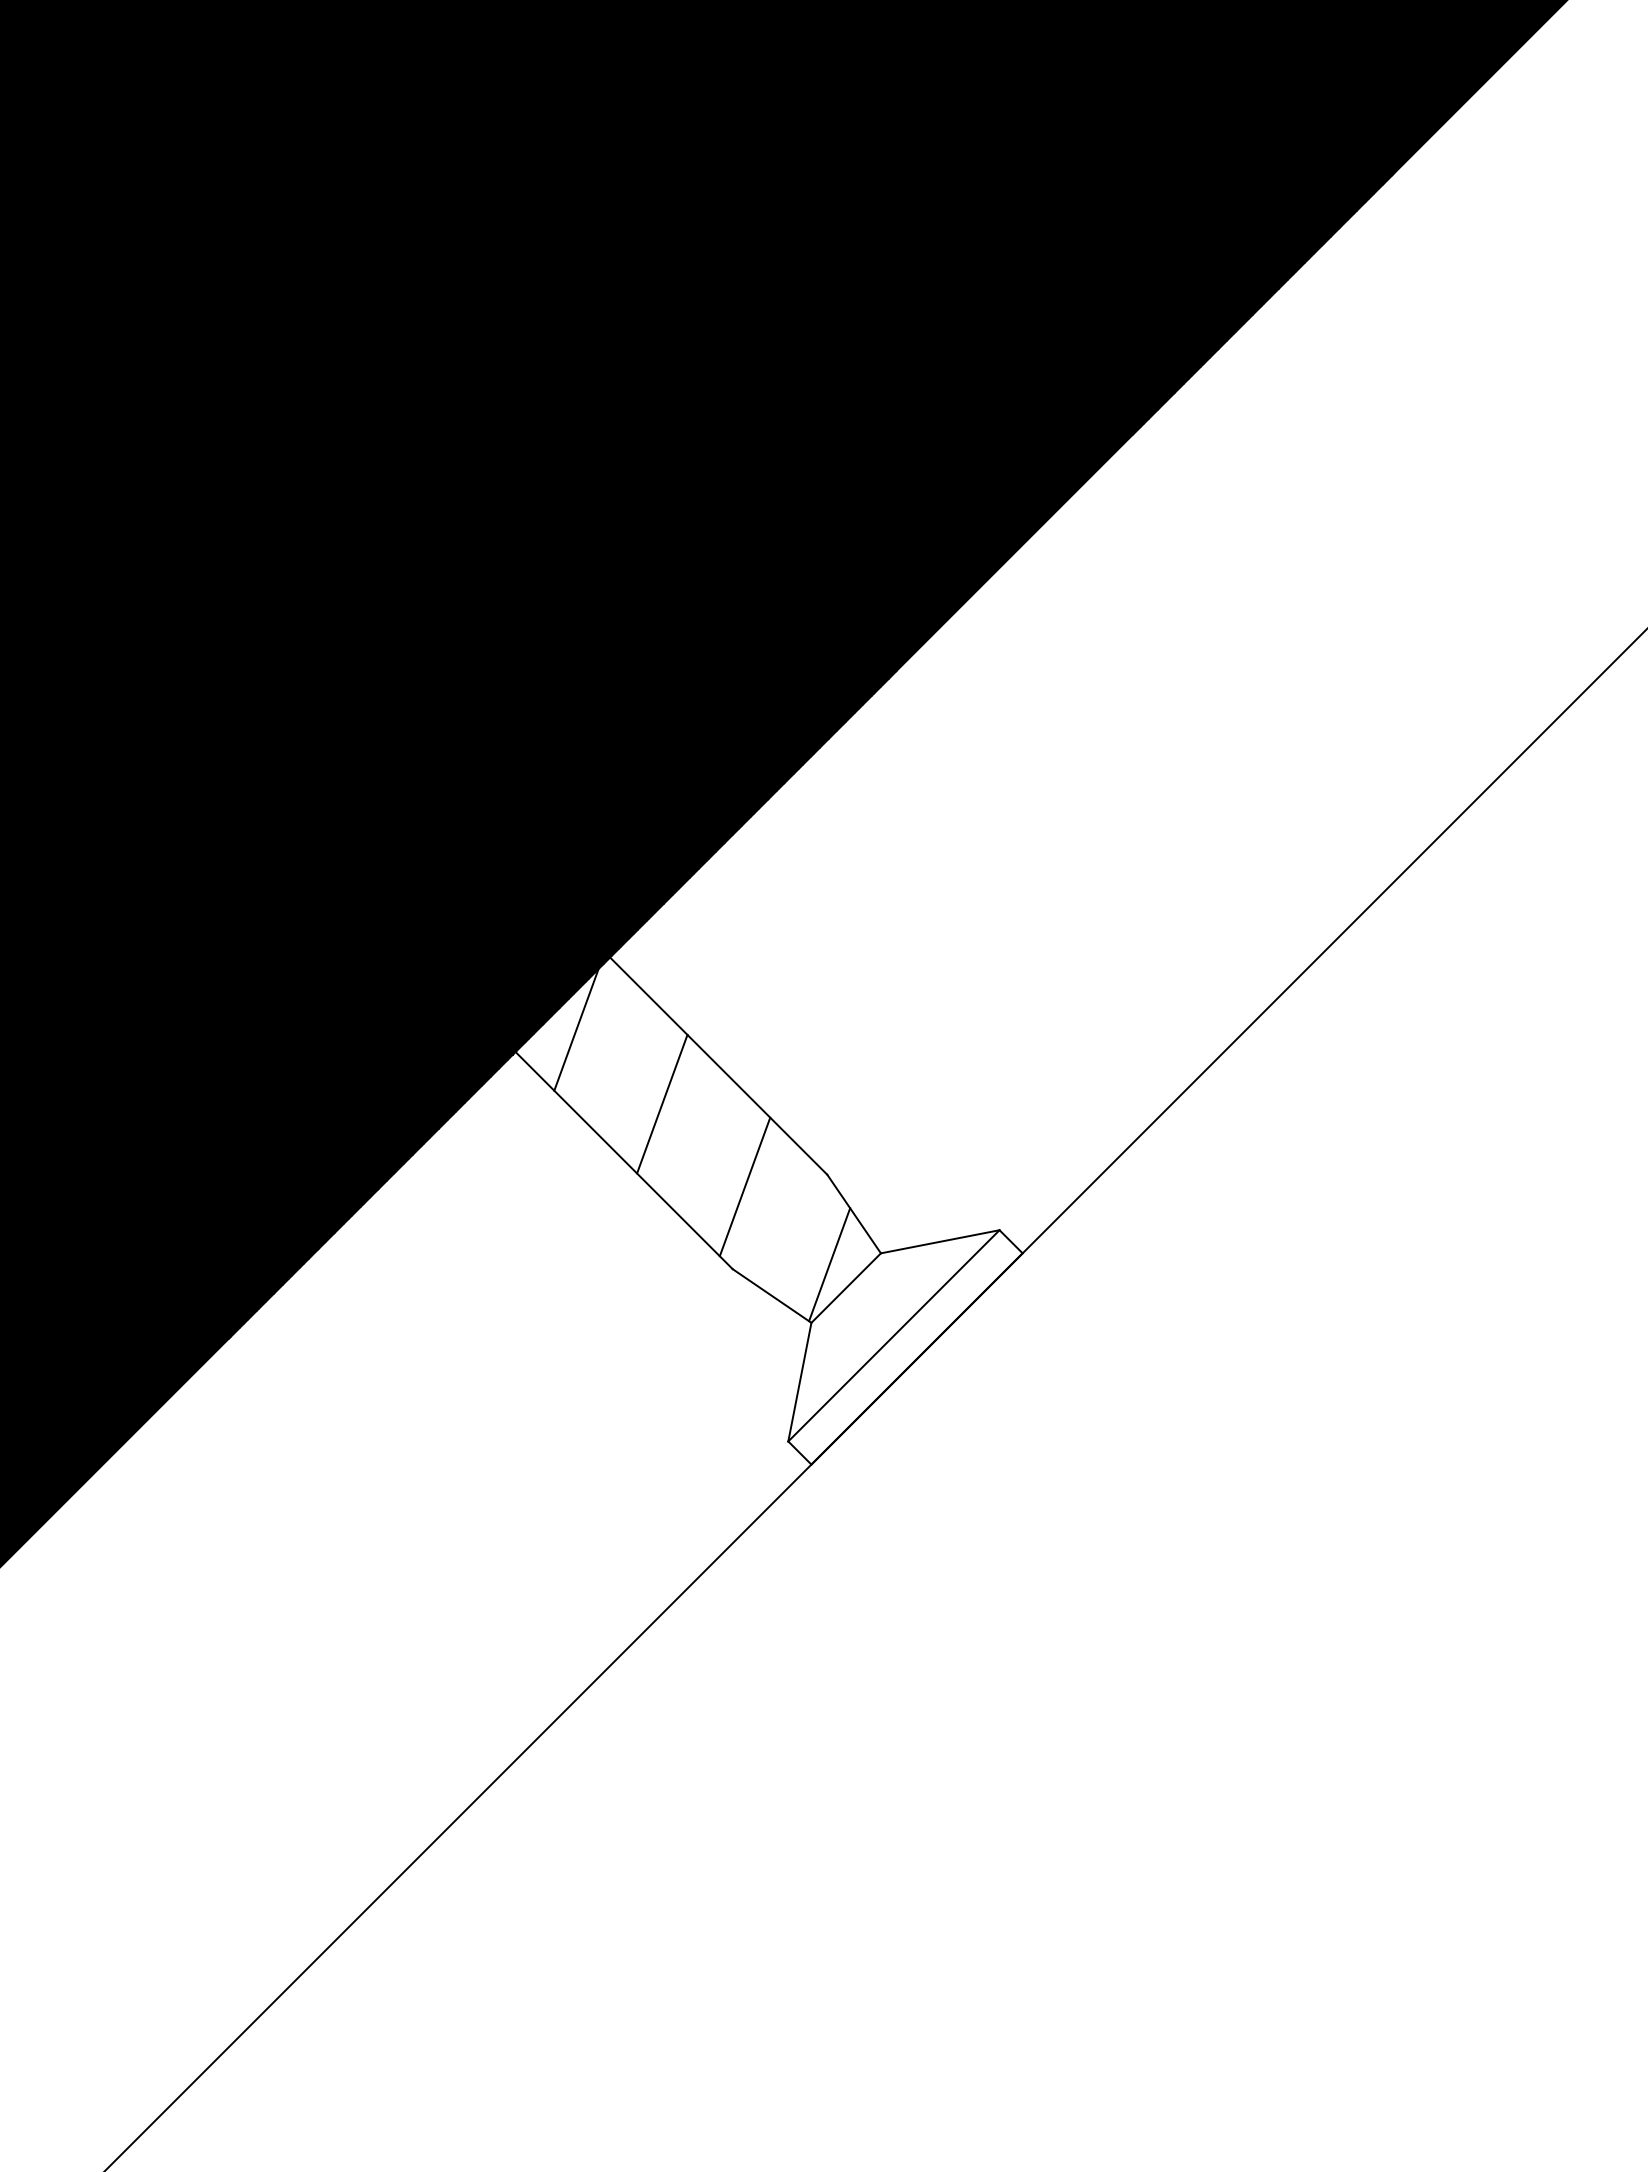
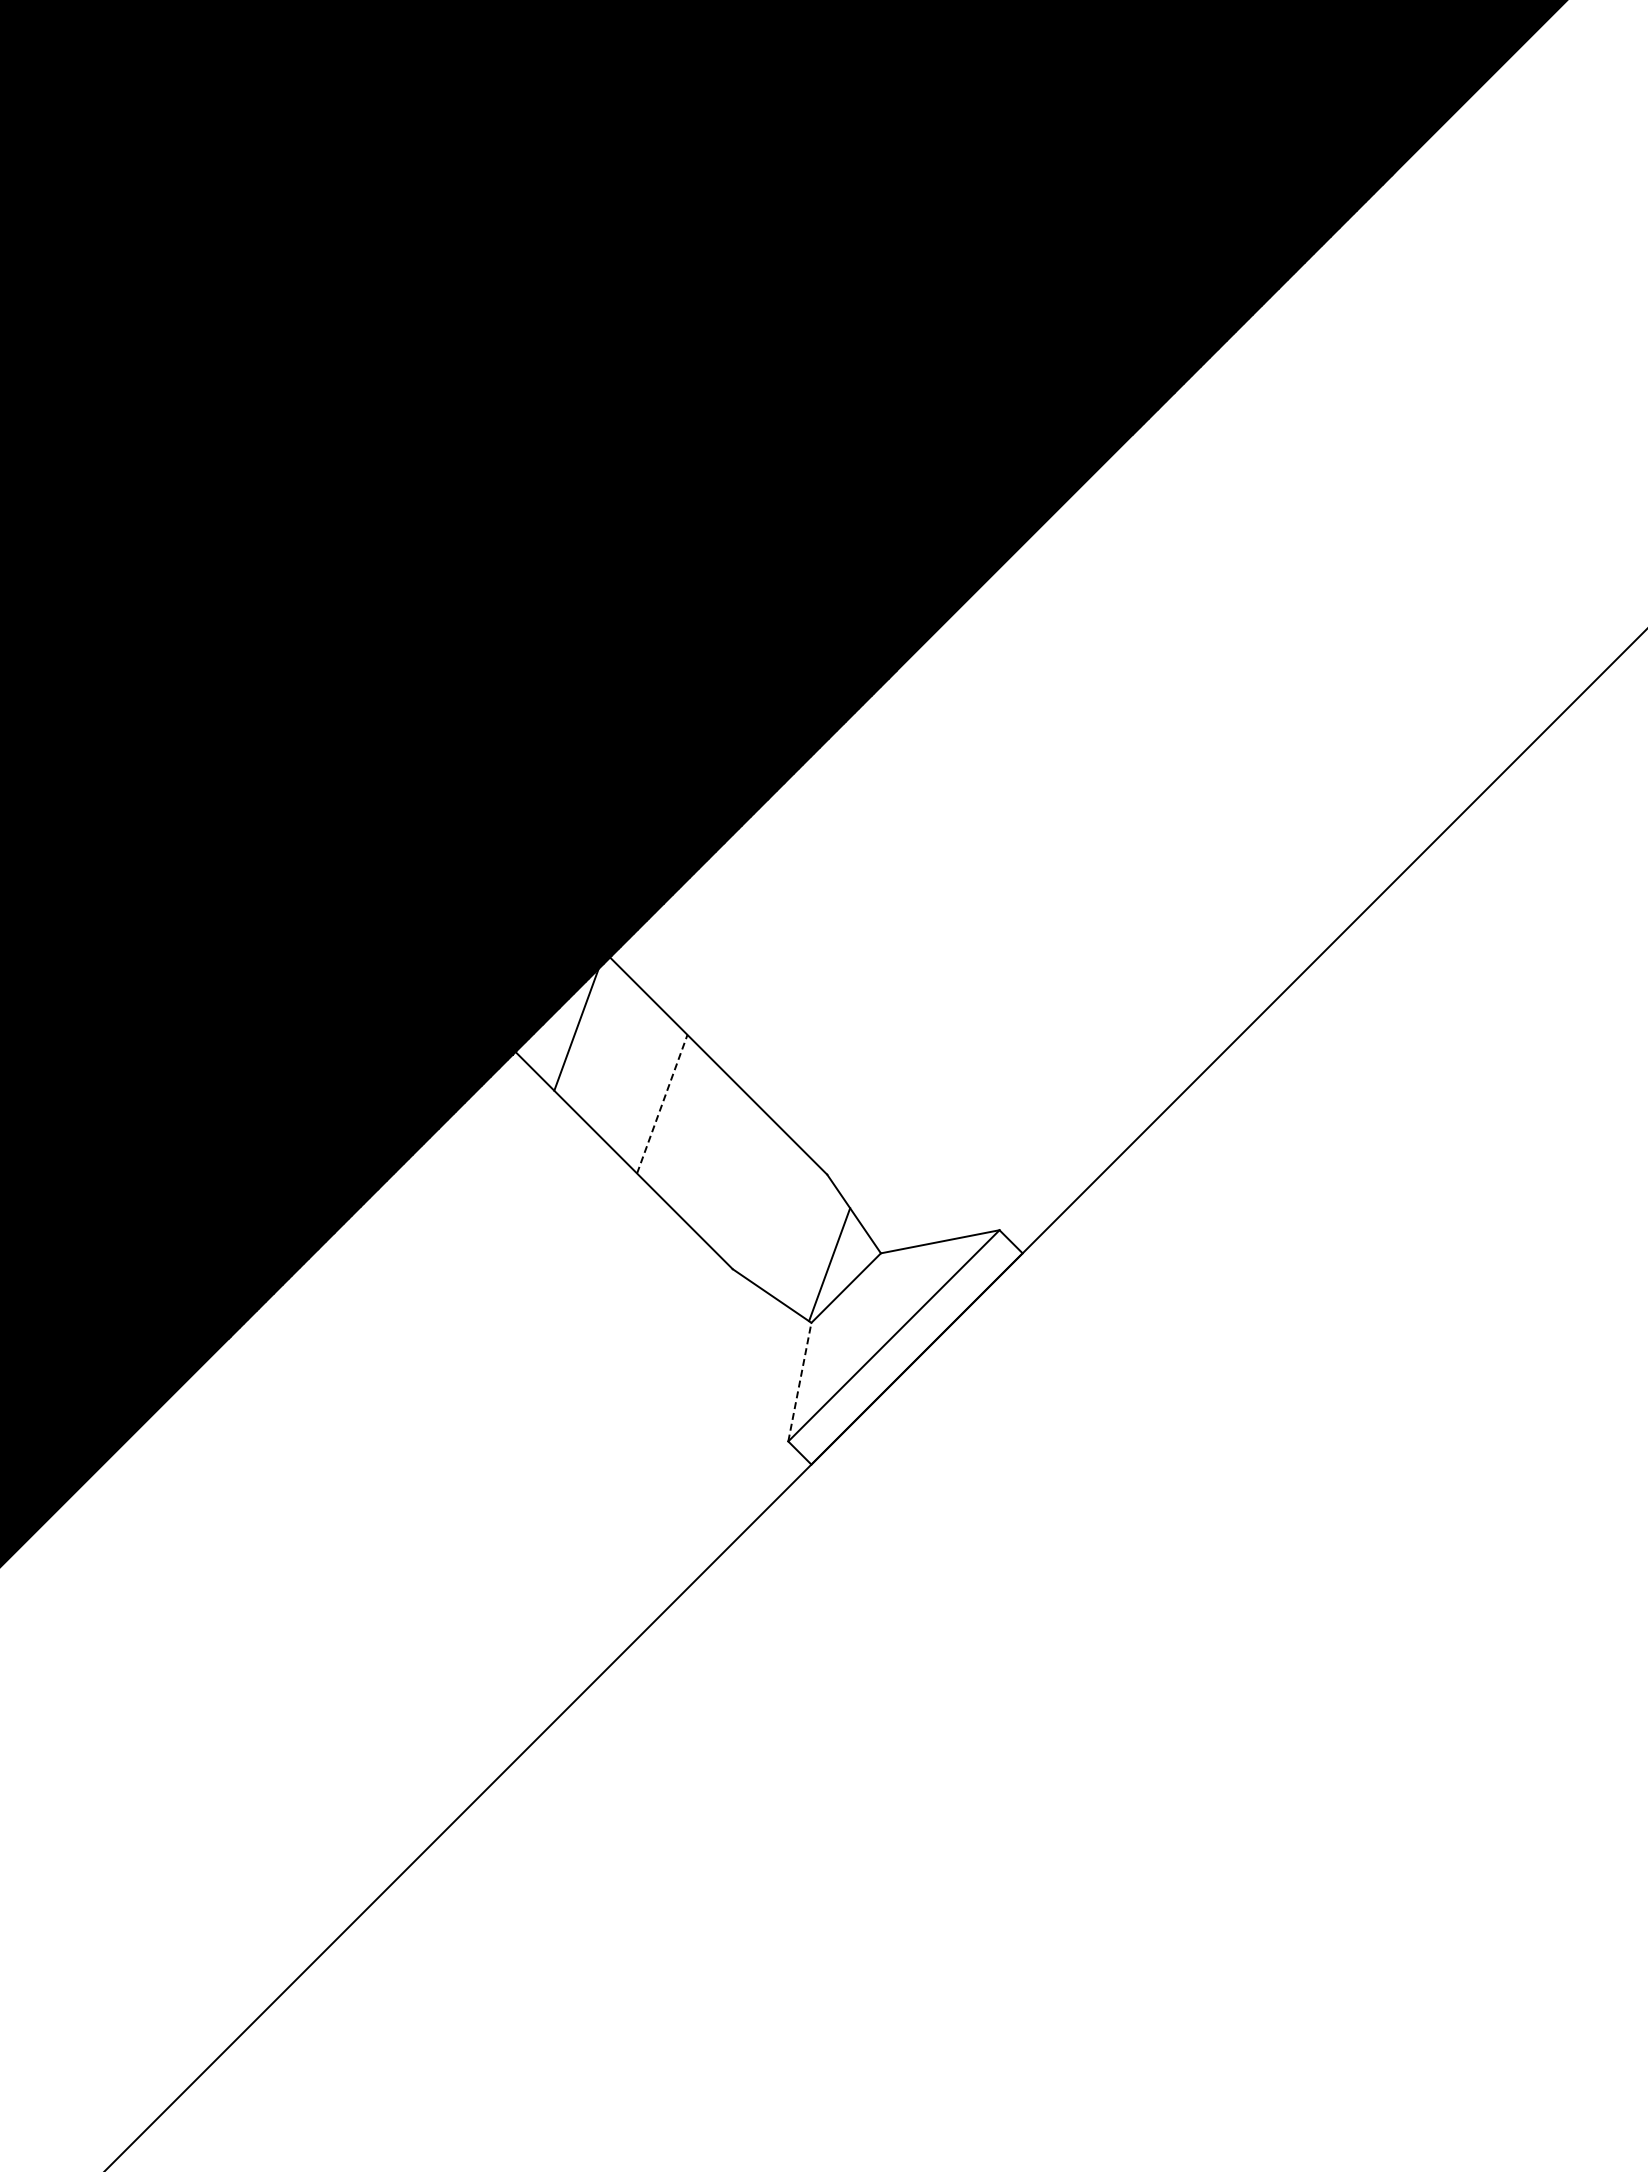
line: solid -> dashed (662, 1104)
line: present -> none (744, 1186)
line: solid -> dashed (799, 1381)
